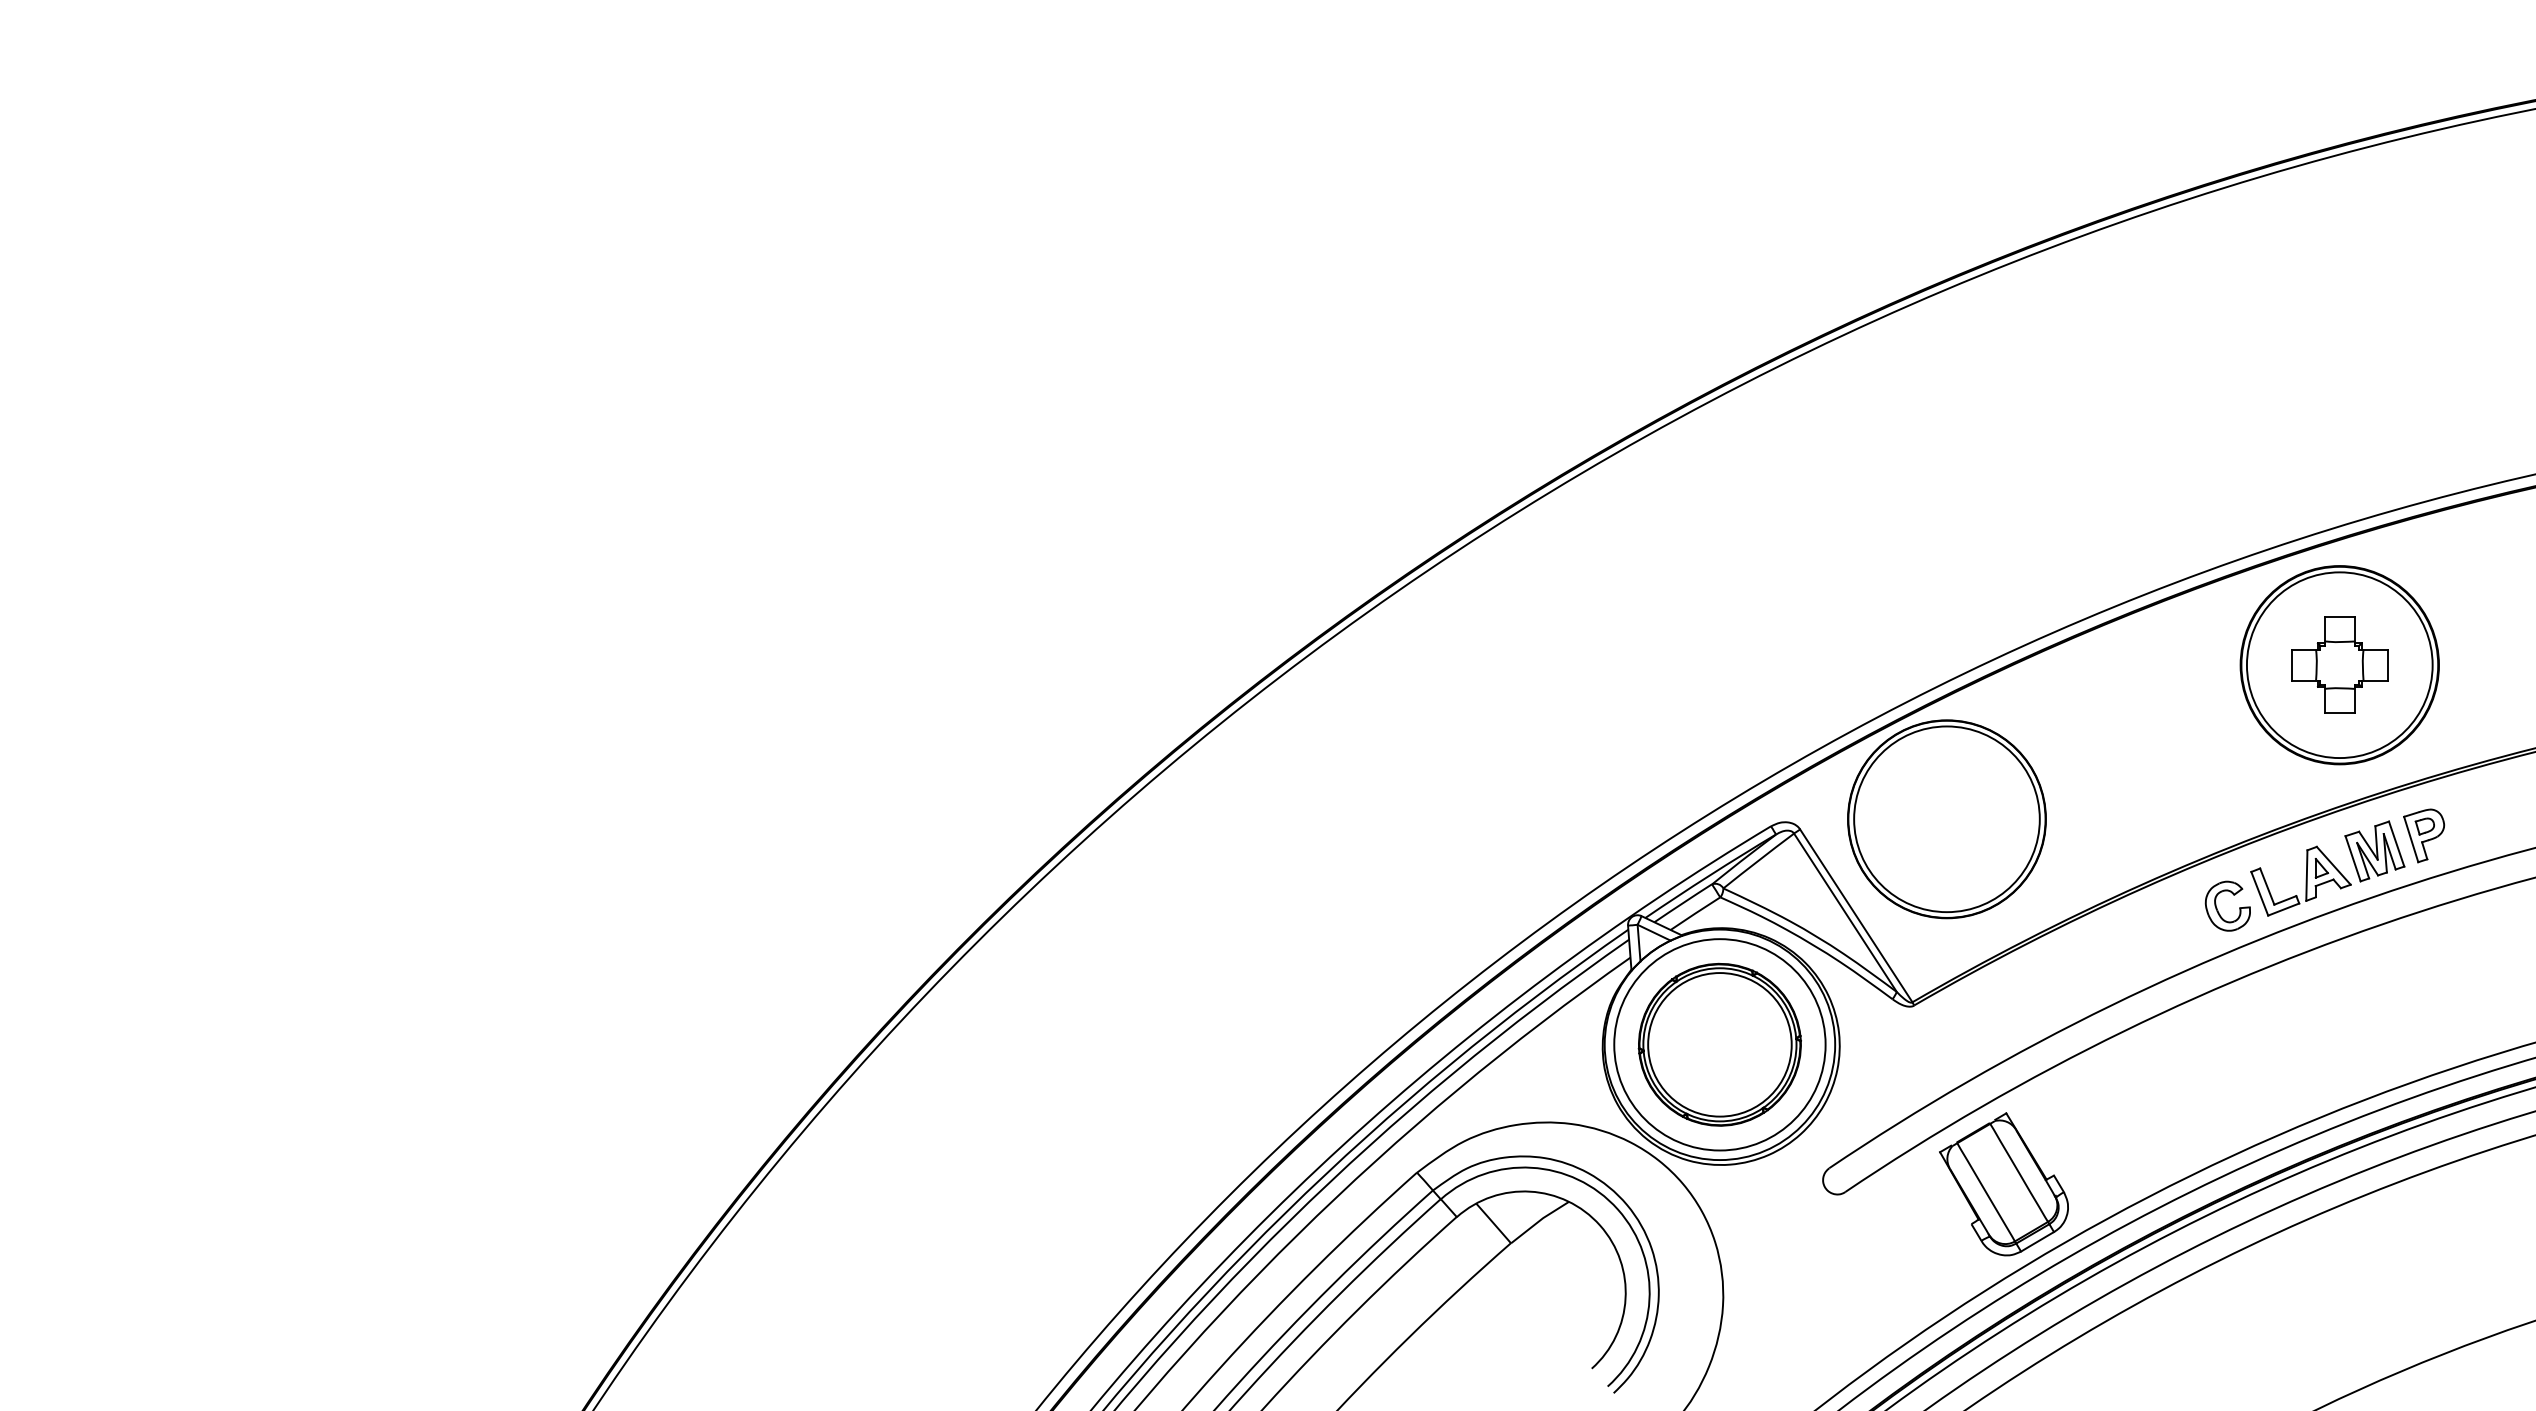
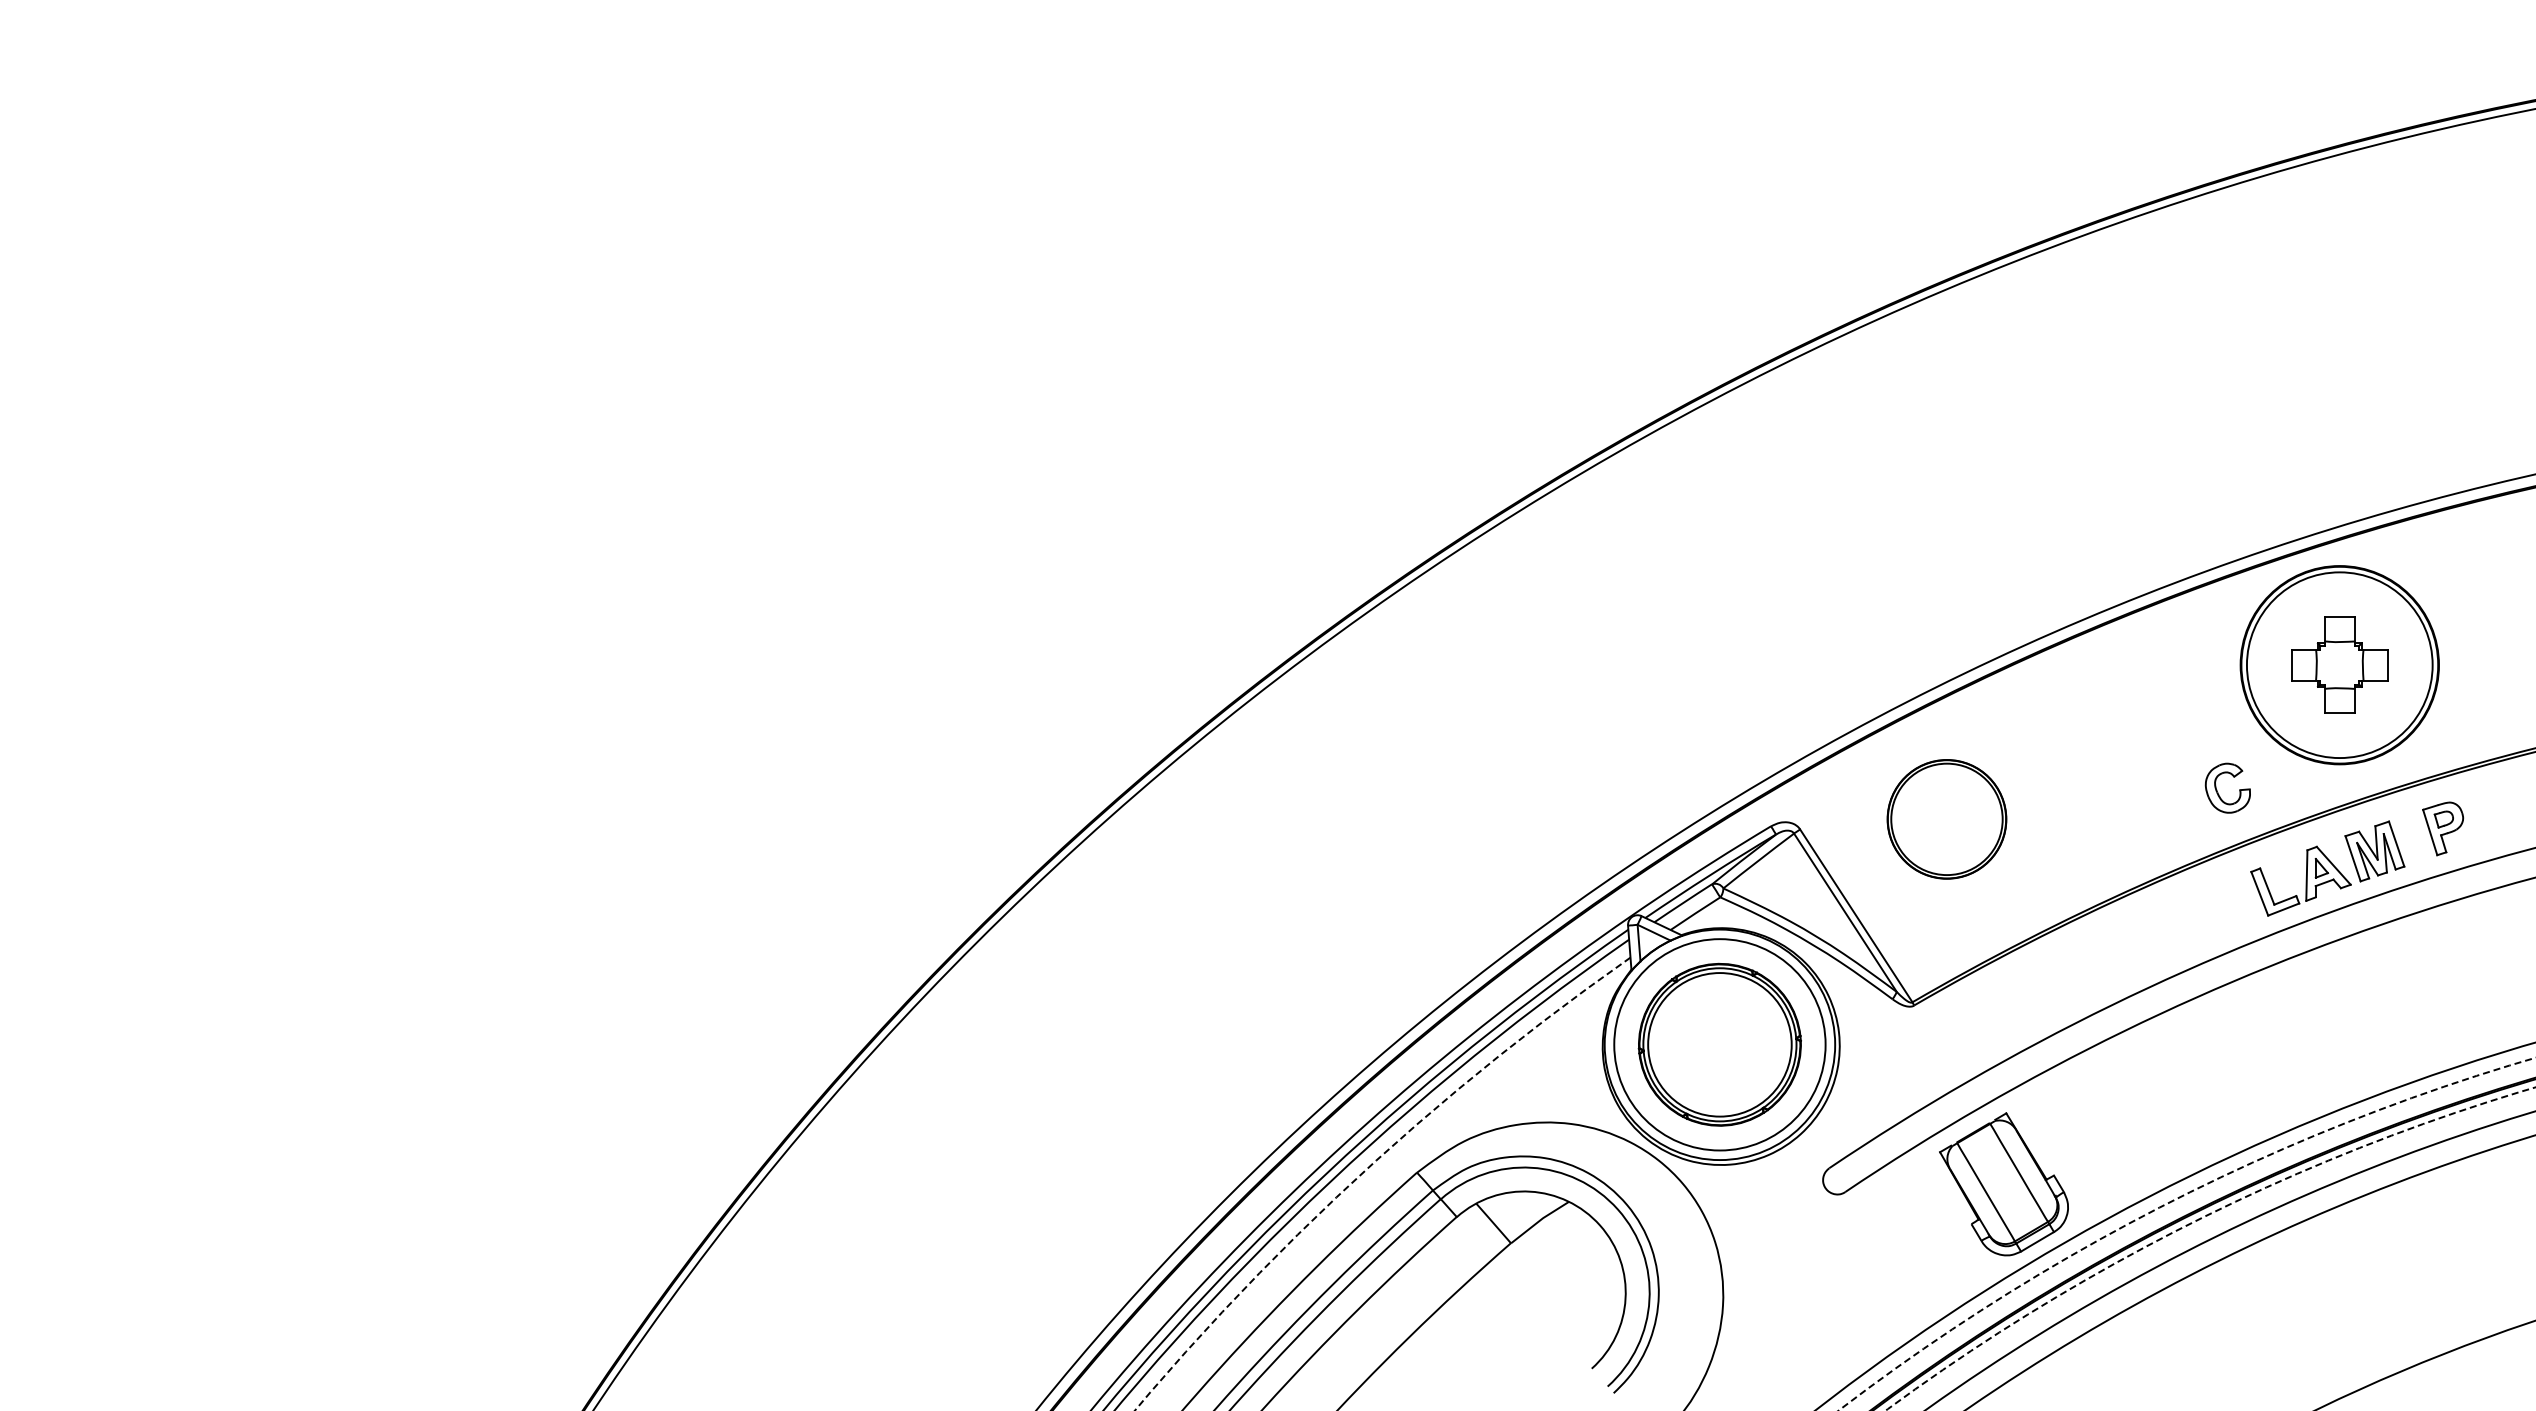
part size: 200x201 px -> 122x121 px (1946, 819)
part position: (2424, 835) -> (2443, 828) (2443, 828)
part position: (2217, 907) -> (2217, 789) (2217, 789)
arc: solid -> dashed (1371, 1165)
arc: solid -> dashed (2169, 1202)
arc: solid -> dashed (2196, 1220)
